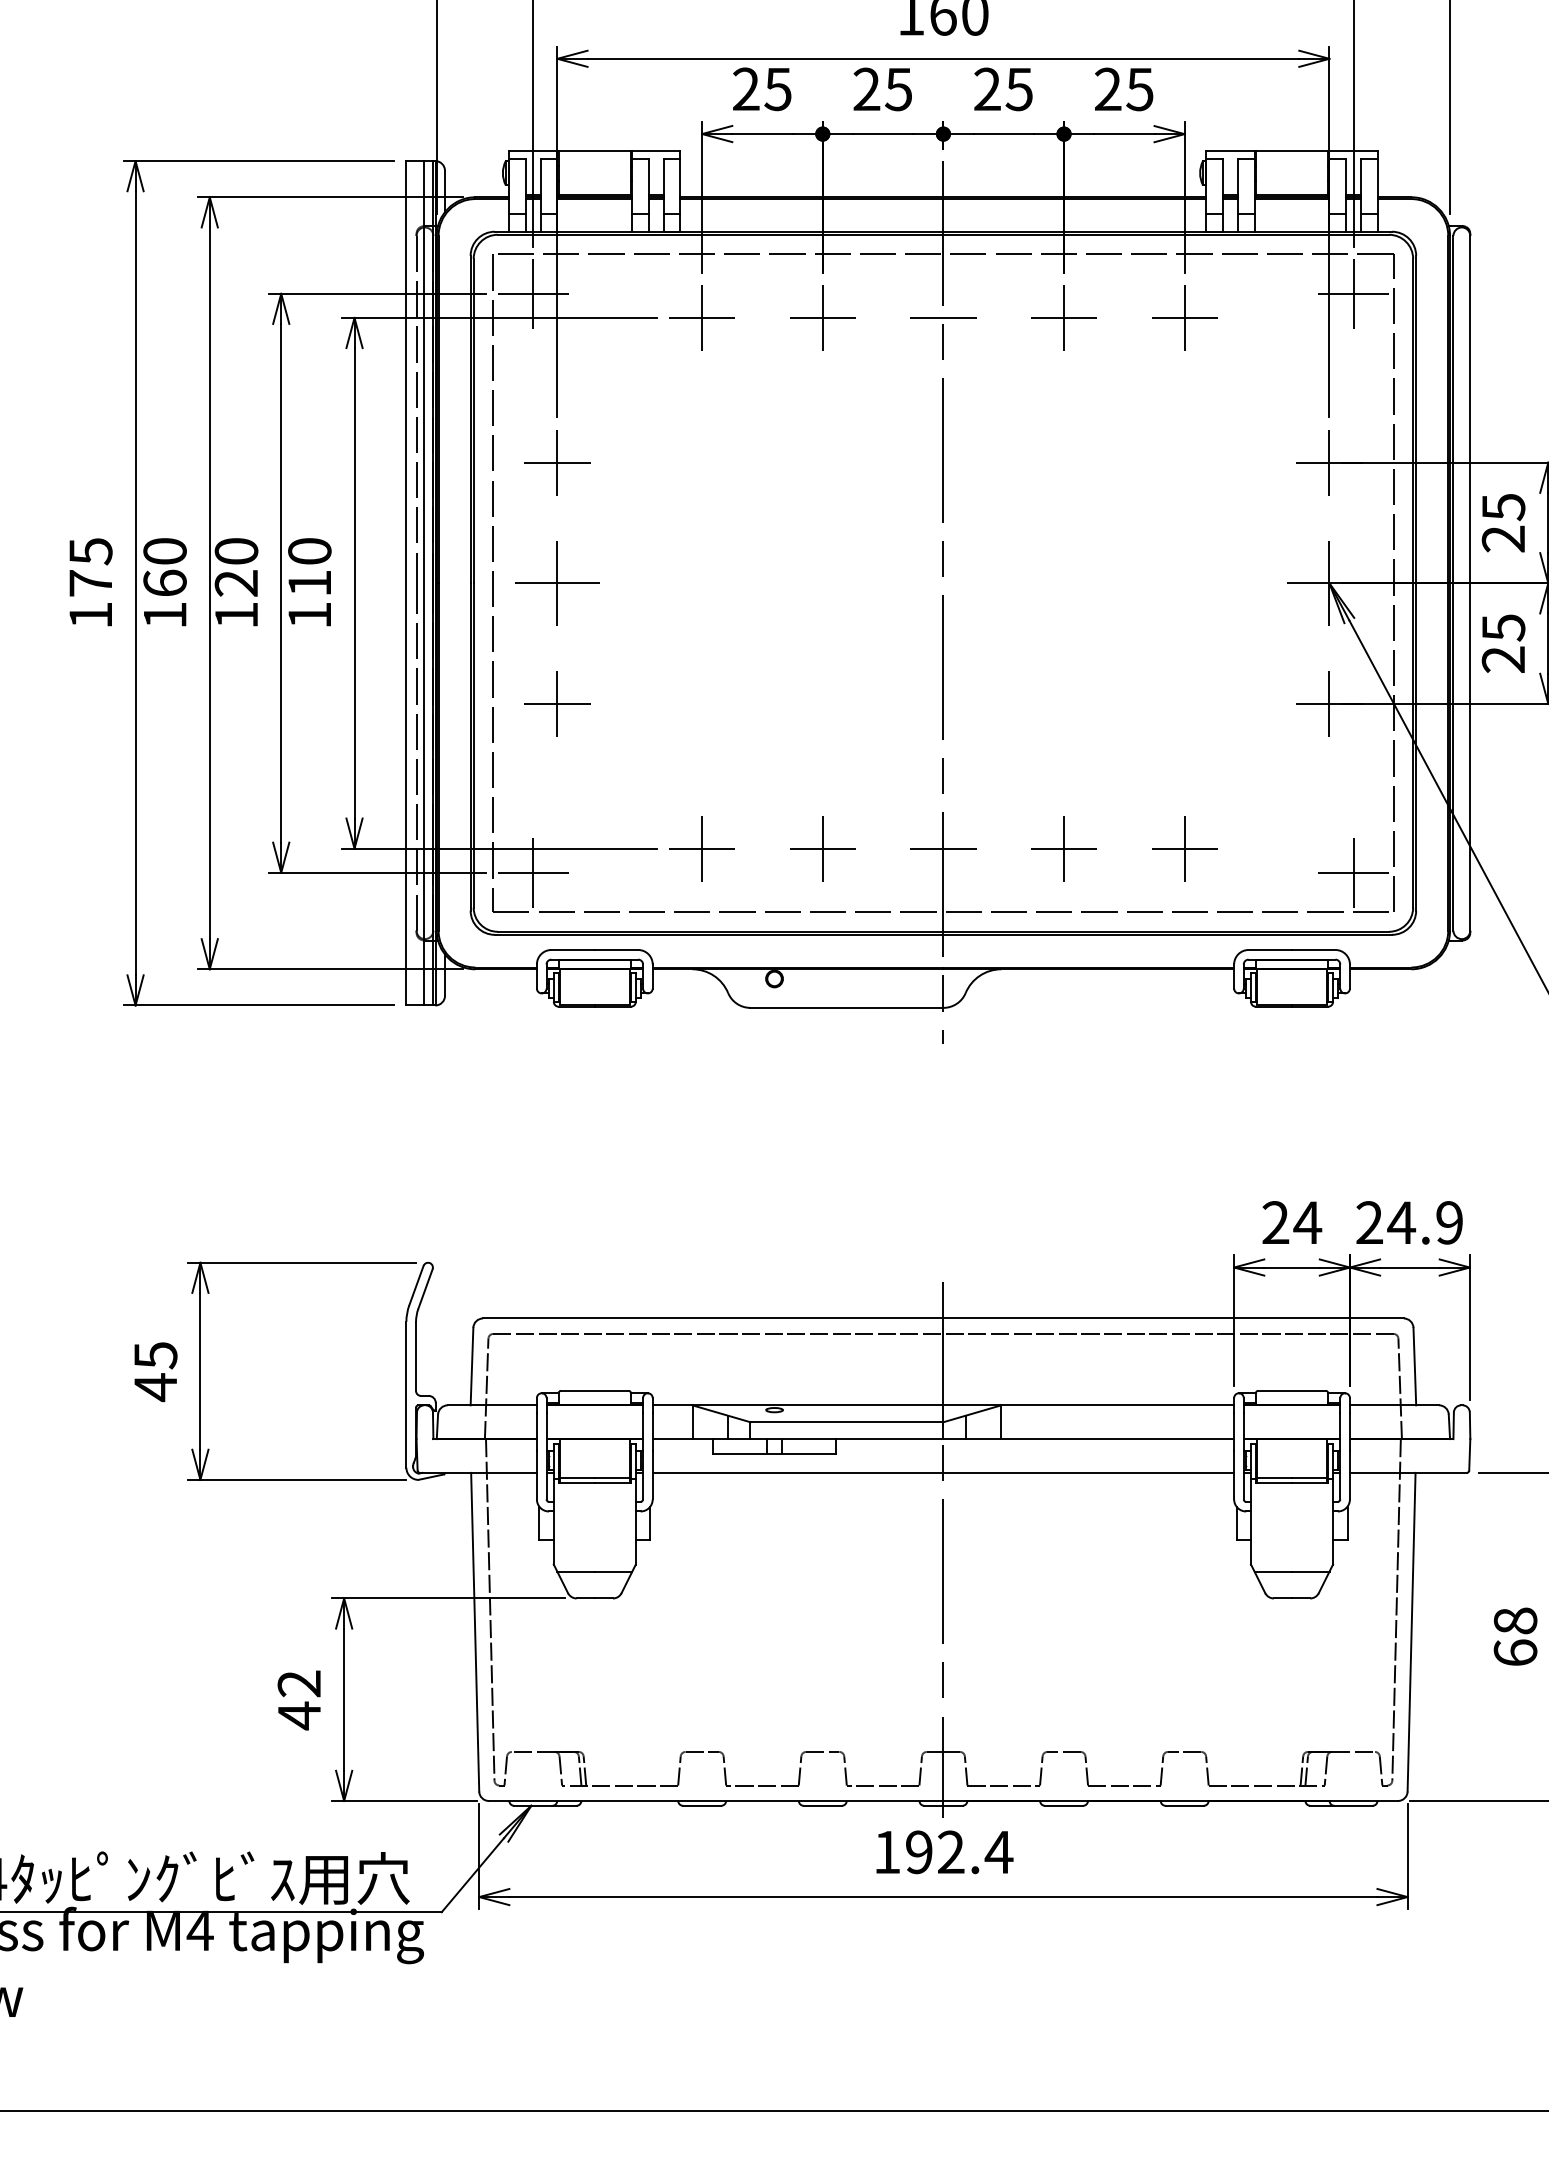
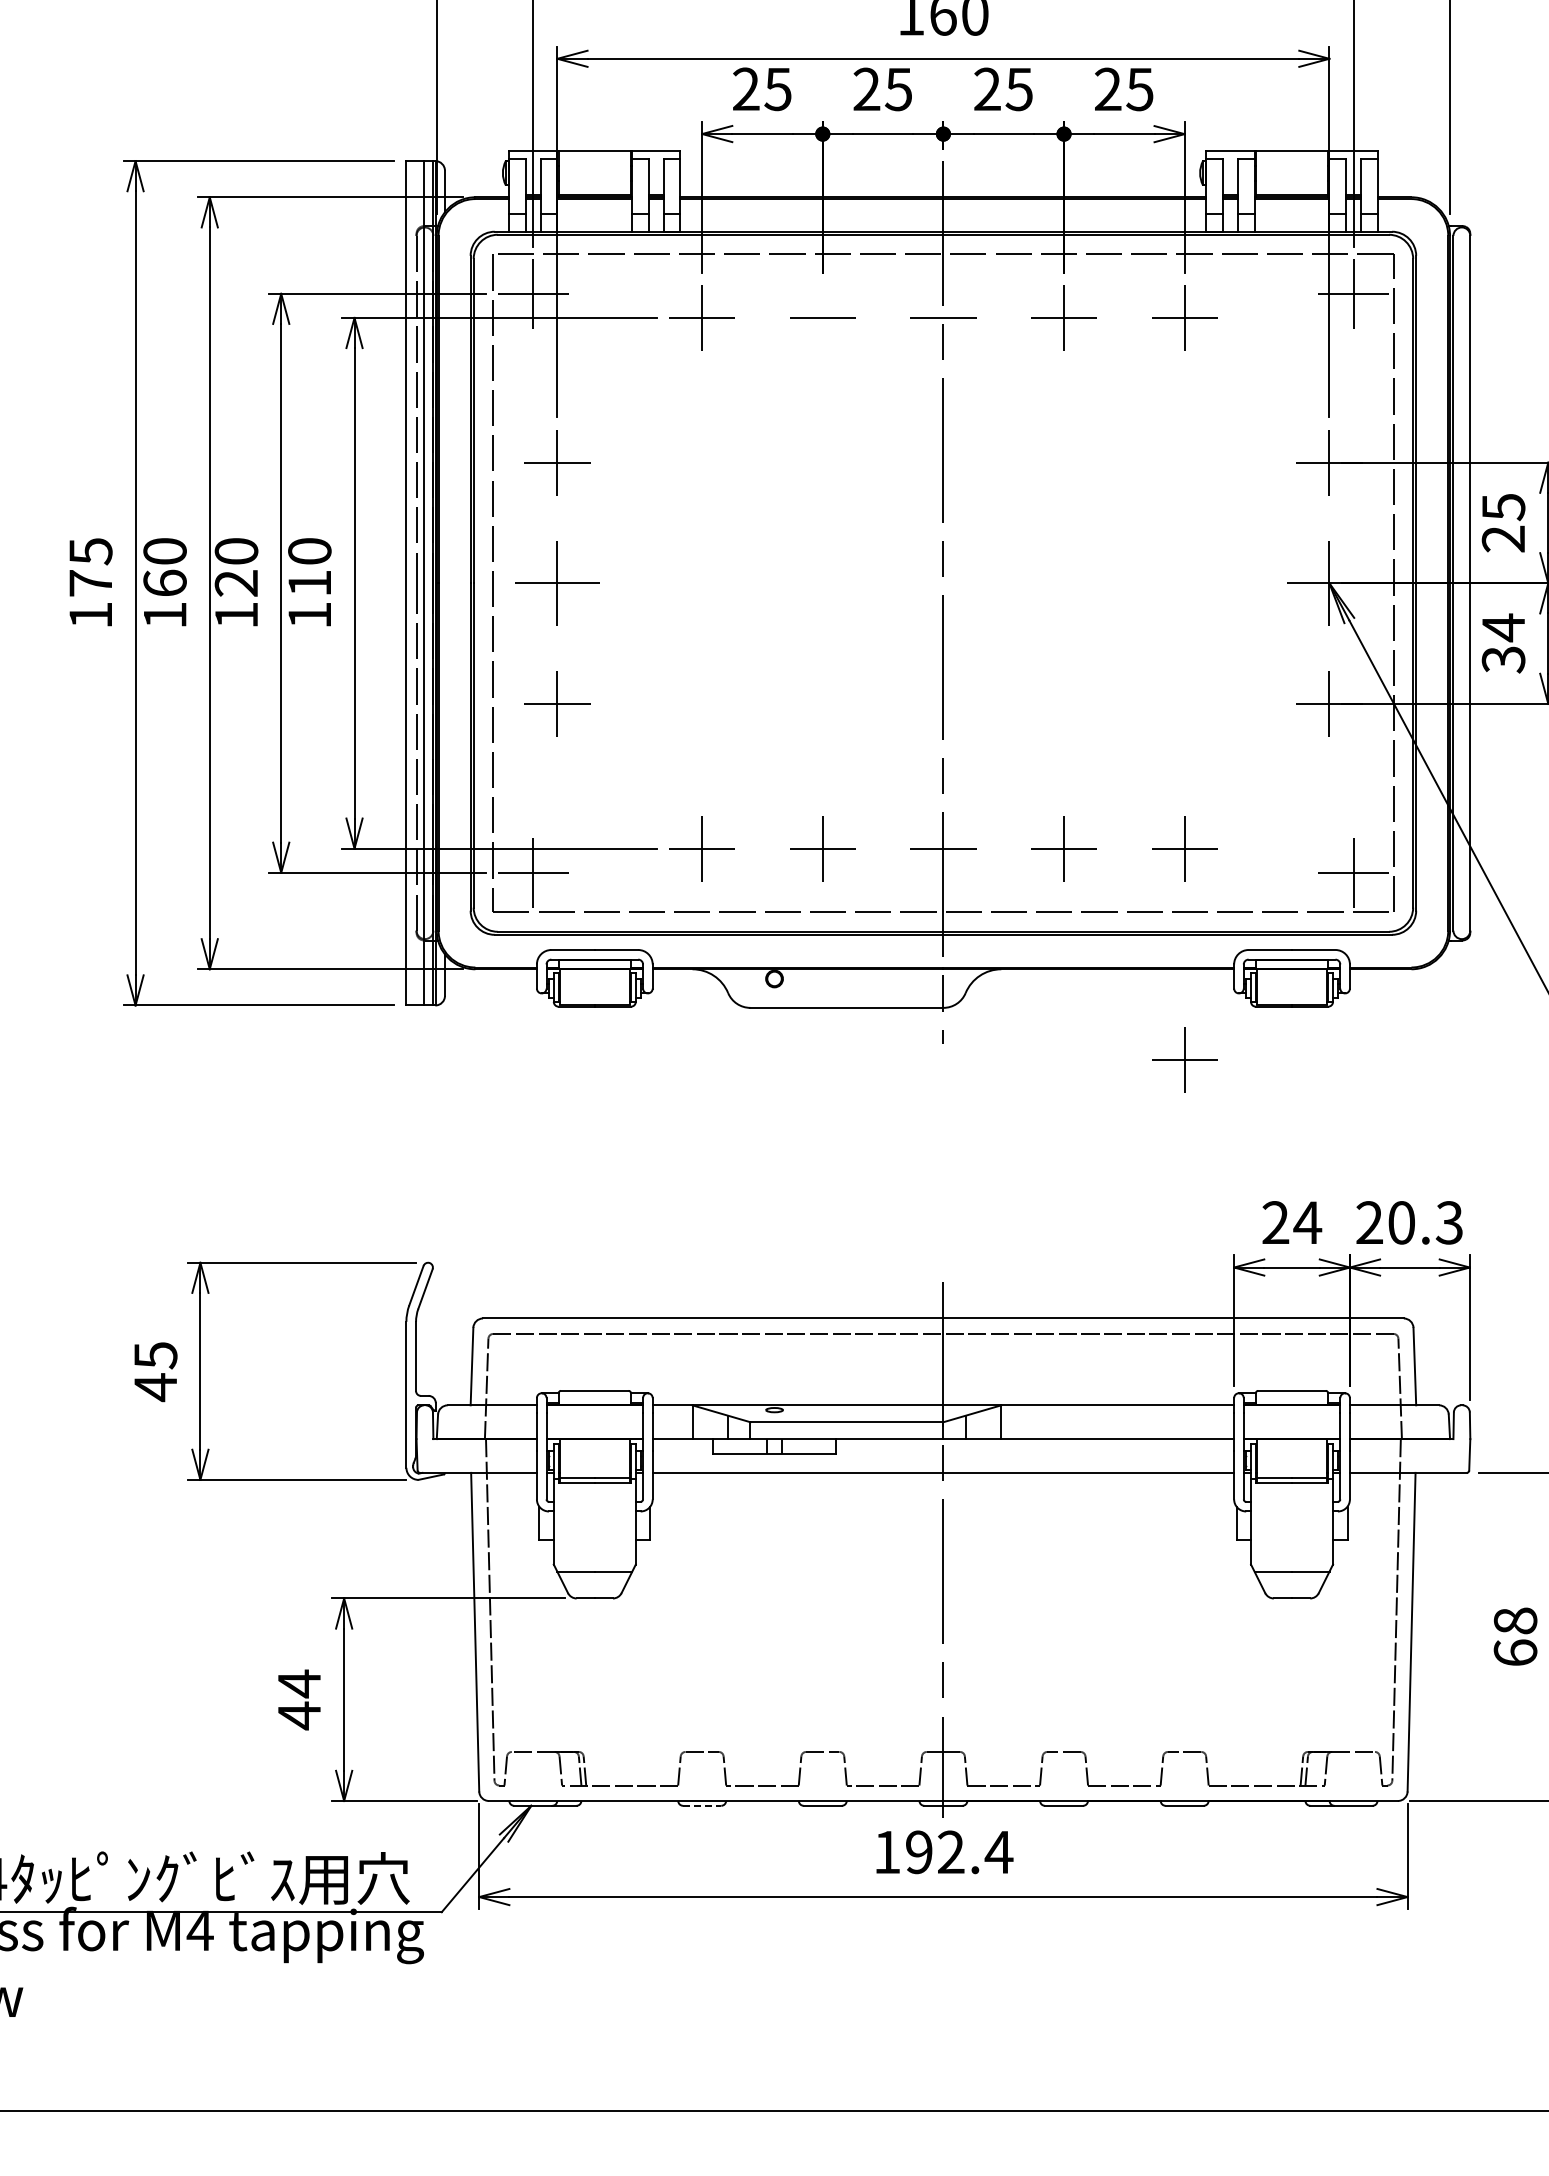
line: present -> none (822, 317)
text: 25 -> 34 (1503, 643)
part: none -> present (1184, 1059)
text: 24.9 -> 20.3 (1424, 1222)
text: 42 -> 44 (298, 1683)
line: solid -> dashed (702, 1805)
